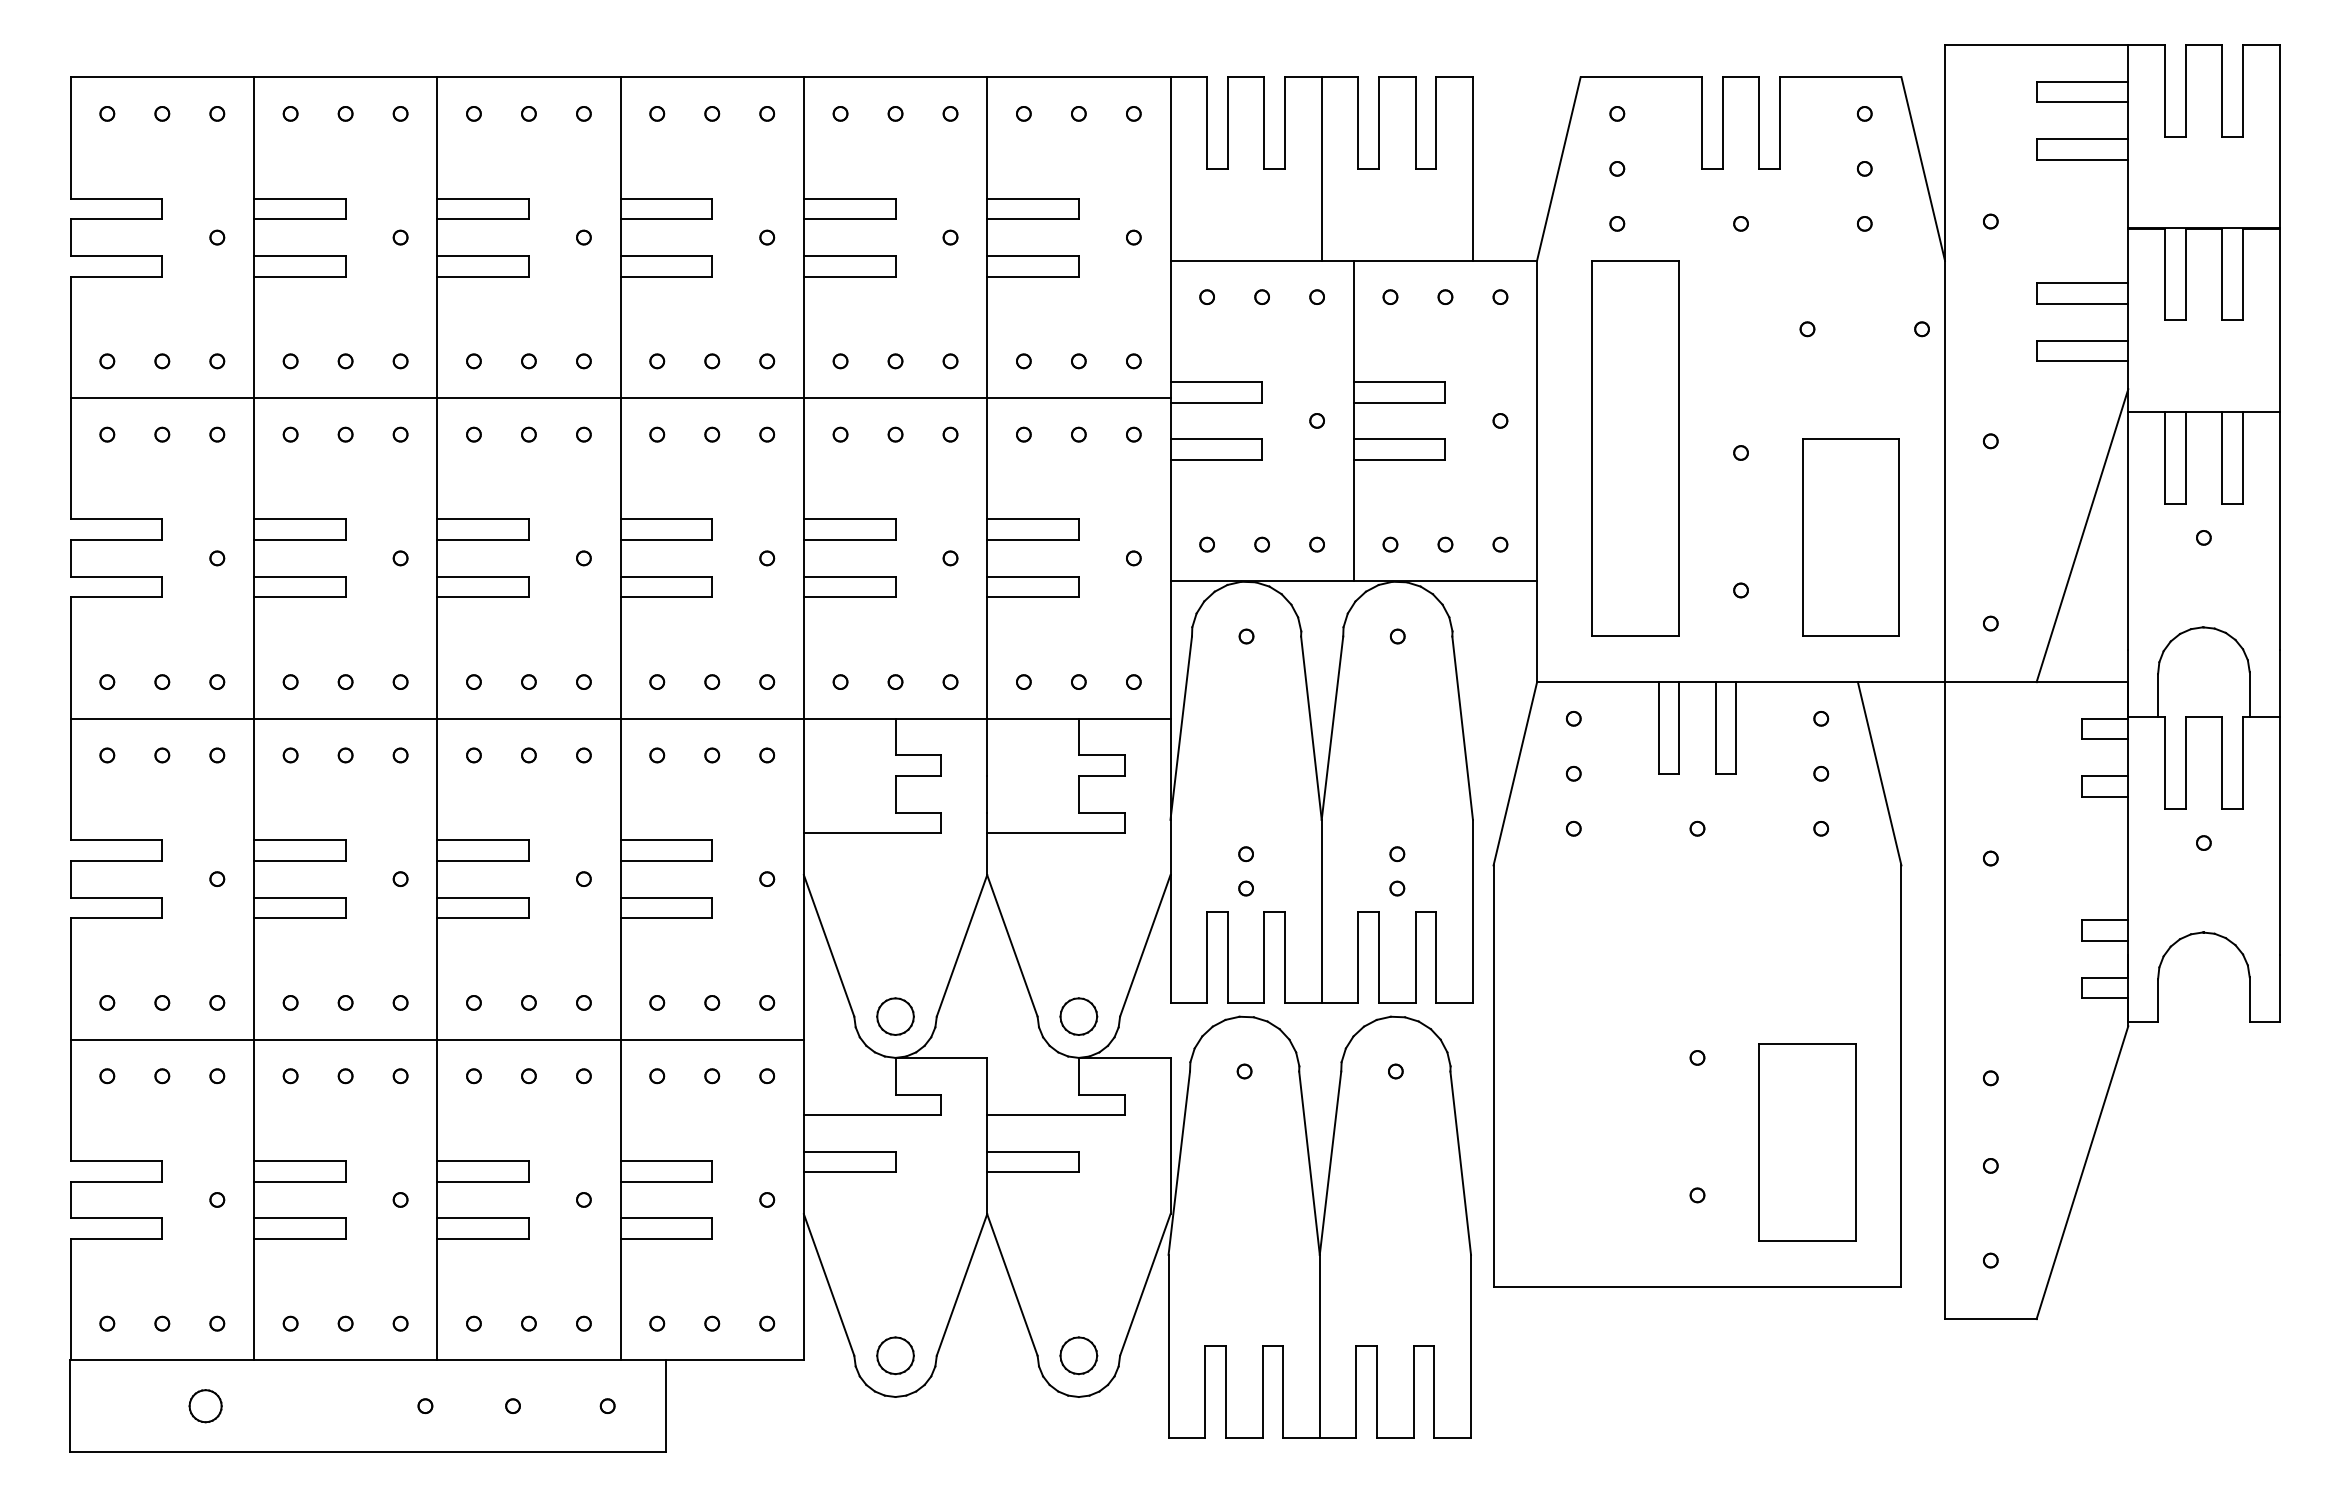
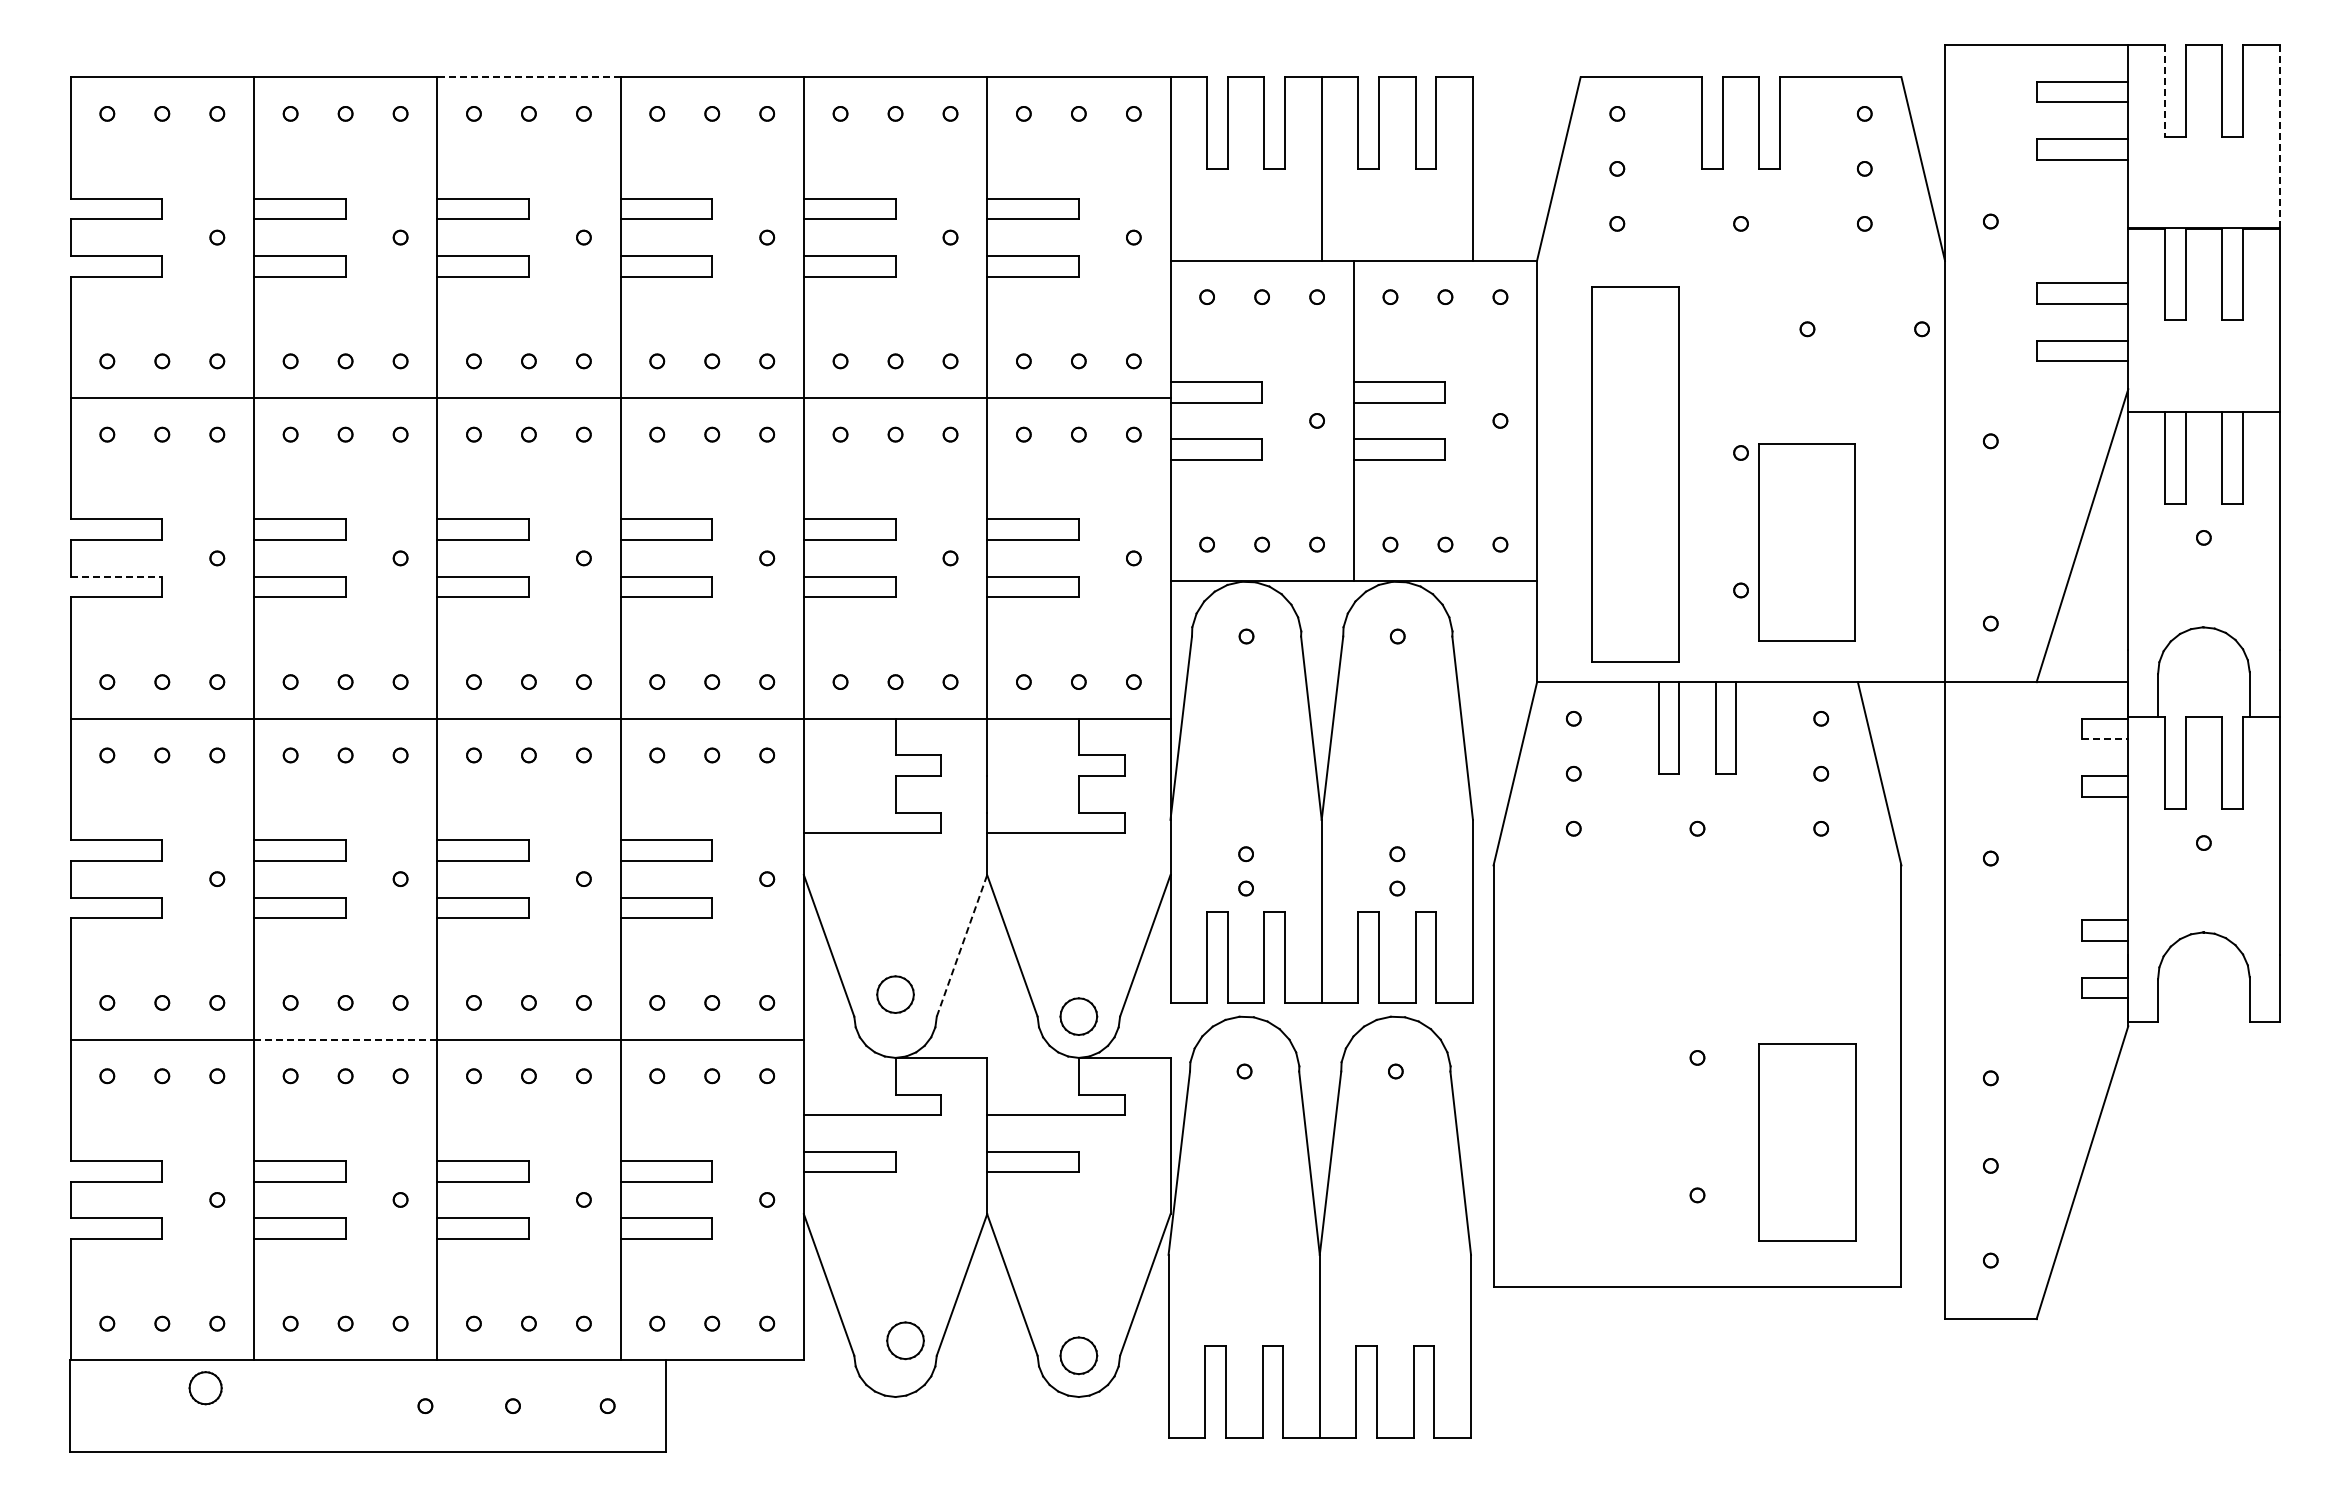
line: solid -> dashed (528, 77)
line: solid -> dashed (2164, 90)
line: solid -> dashed (2279, 136)
part position: (1635, 448) -> (1635, 474) (1635, 474)
part position: (1850, 537) -> (1806, 542) (1806, 542)
line: solid -> dashed (116, 576)
line: solid -> dashed (2105, 739)
line: solid -> dashed (962, 945)
part position: (895, 1016) -> (895, 994) (895, 994)
line: solid -> dashed (345, 1039)
part position: (895, 1355) -> (905, 1340) (905, 1340)
part position: (205, 1406) -> (205, 1388) (205, 1388)
